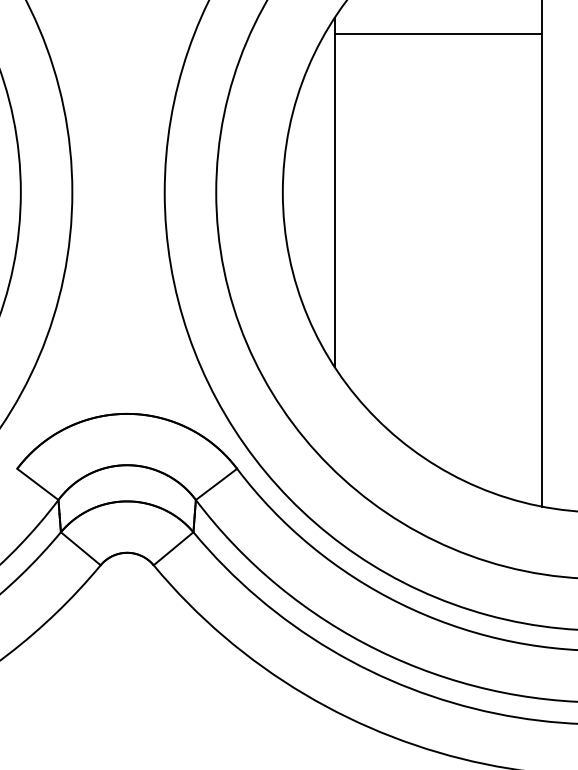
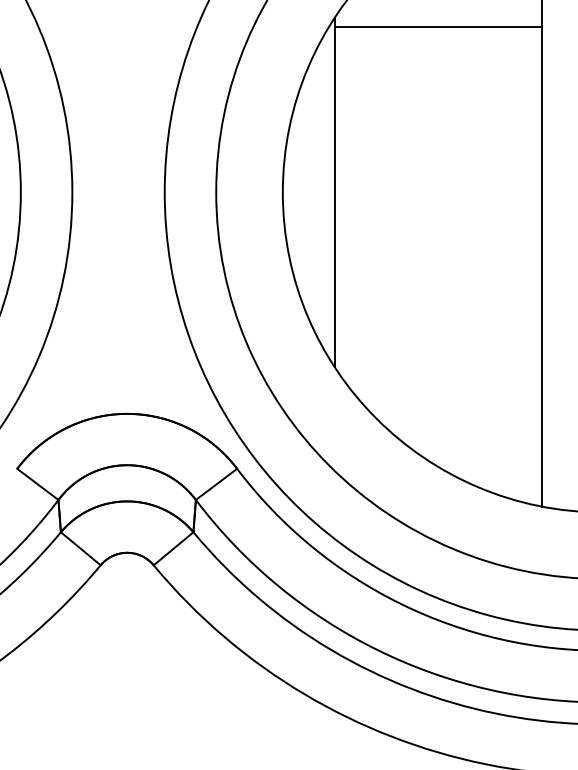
line position: (438, 34) -> (438, 27) (438, 27)
